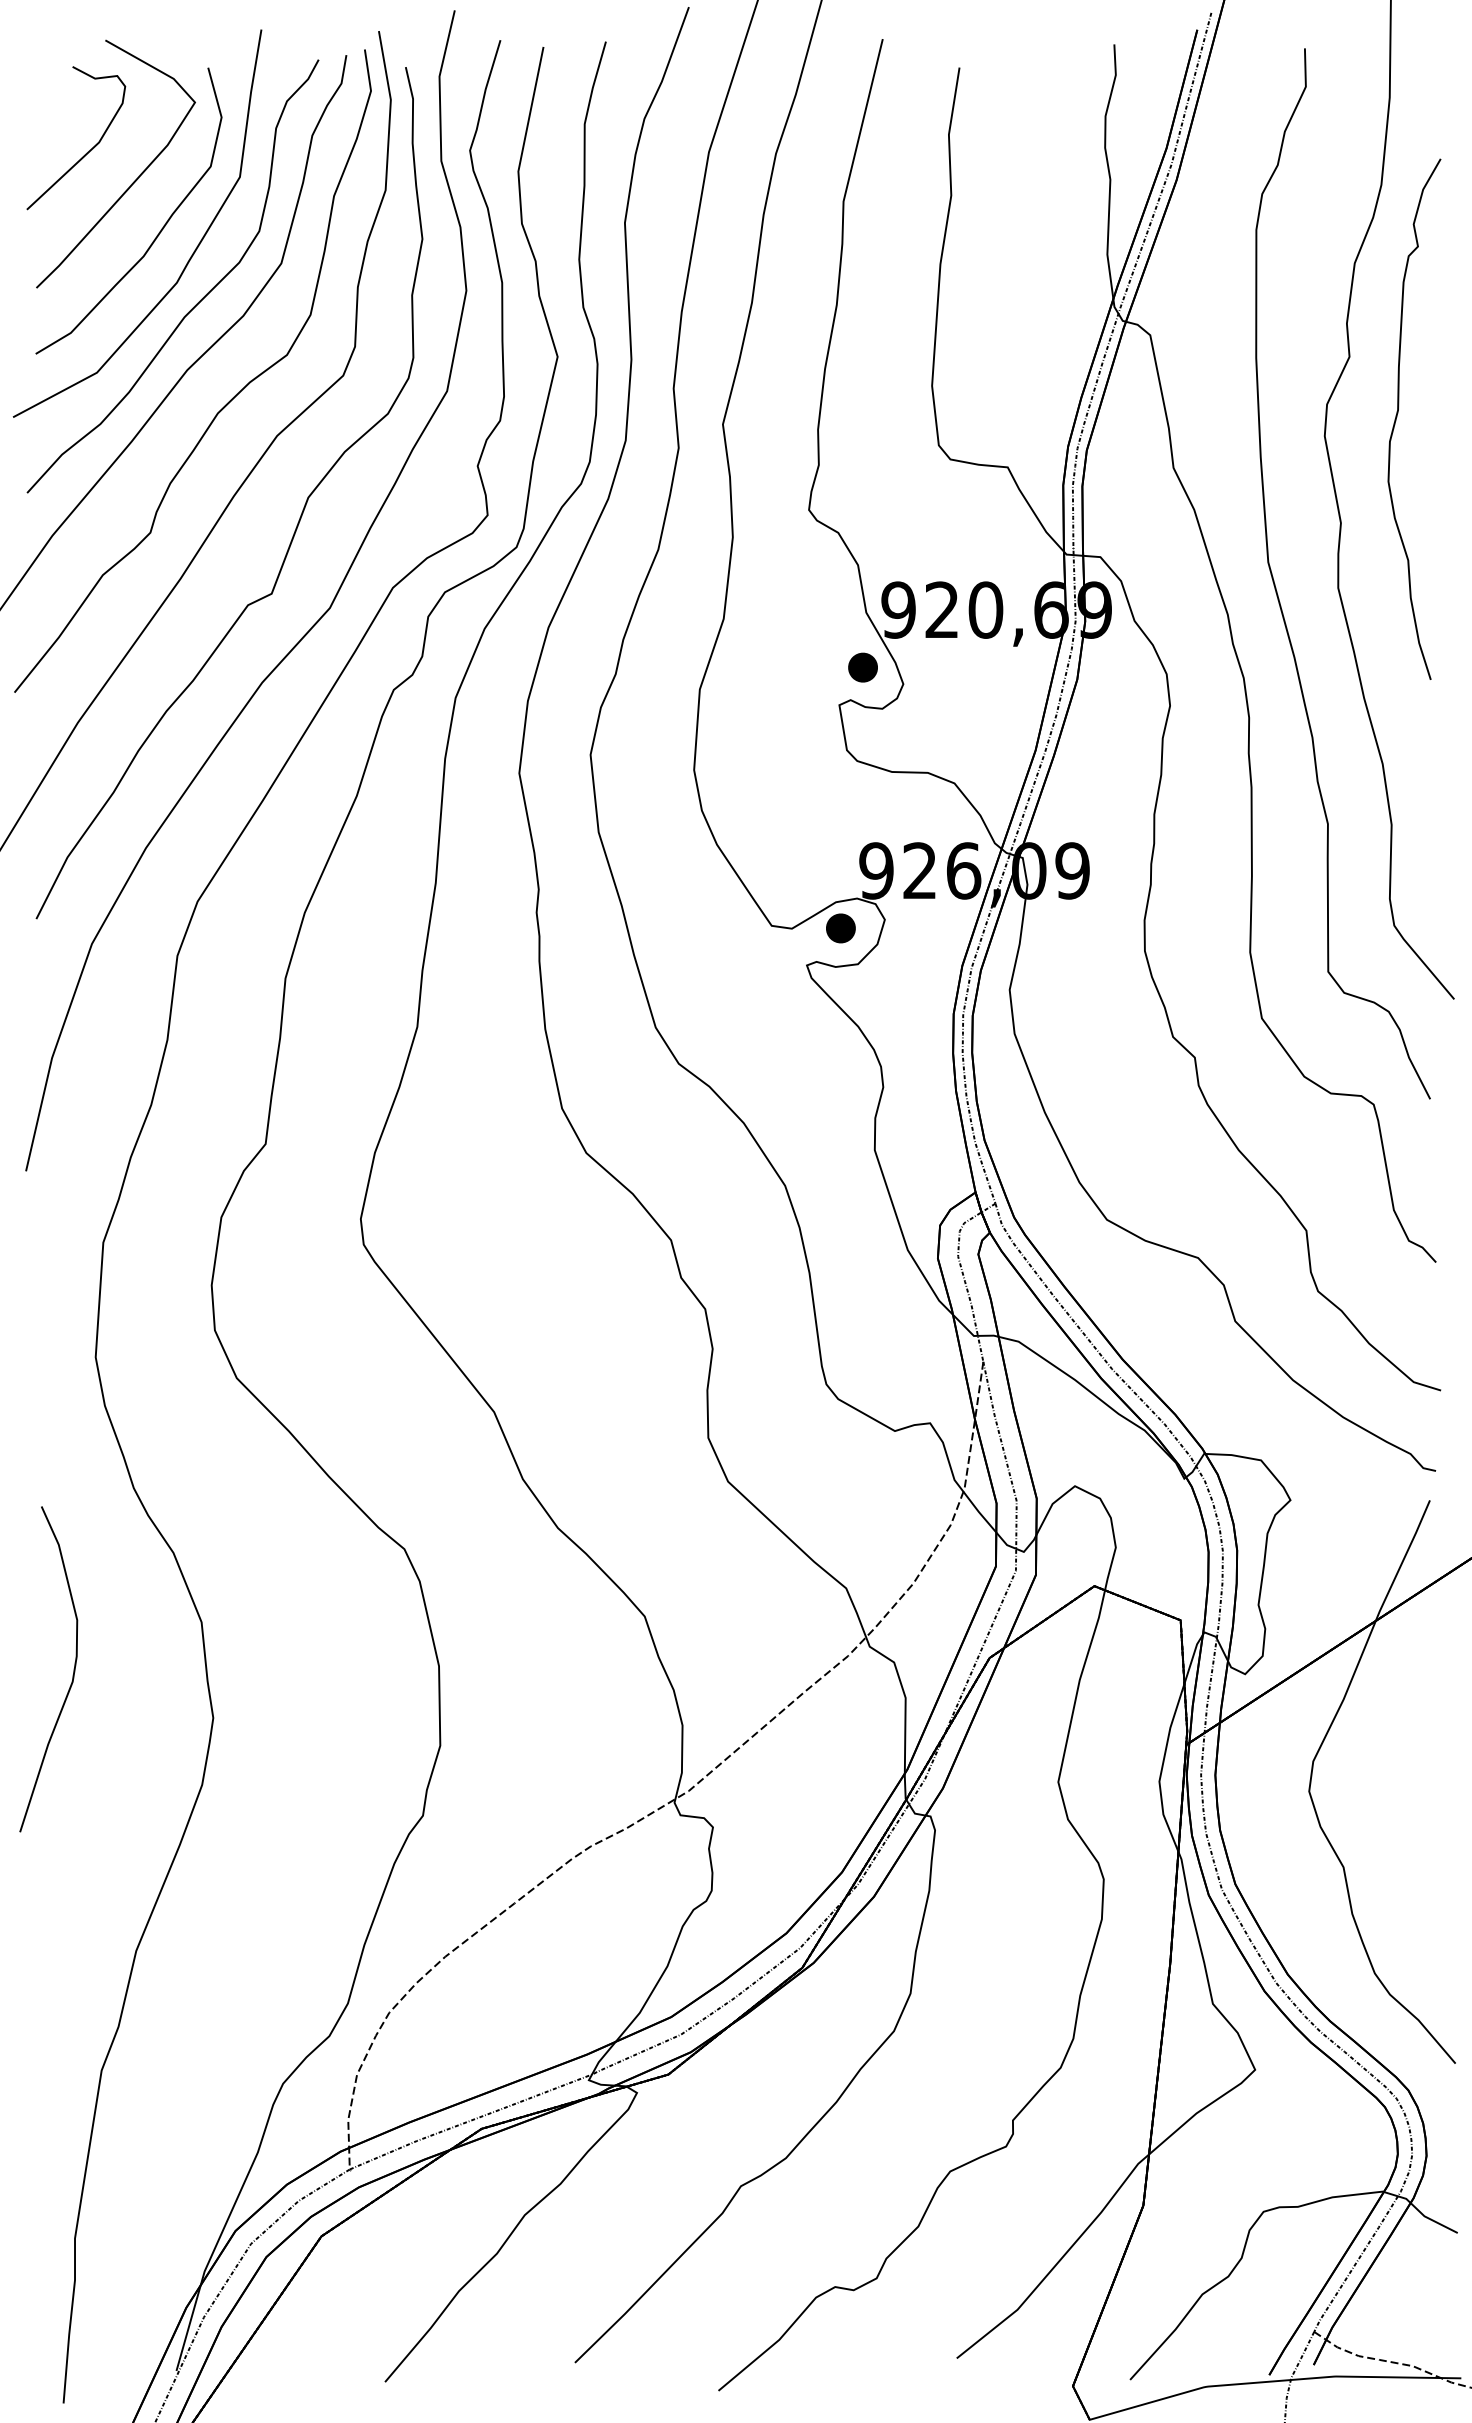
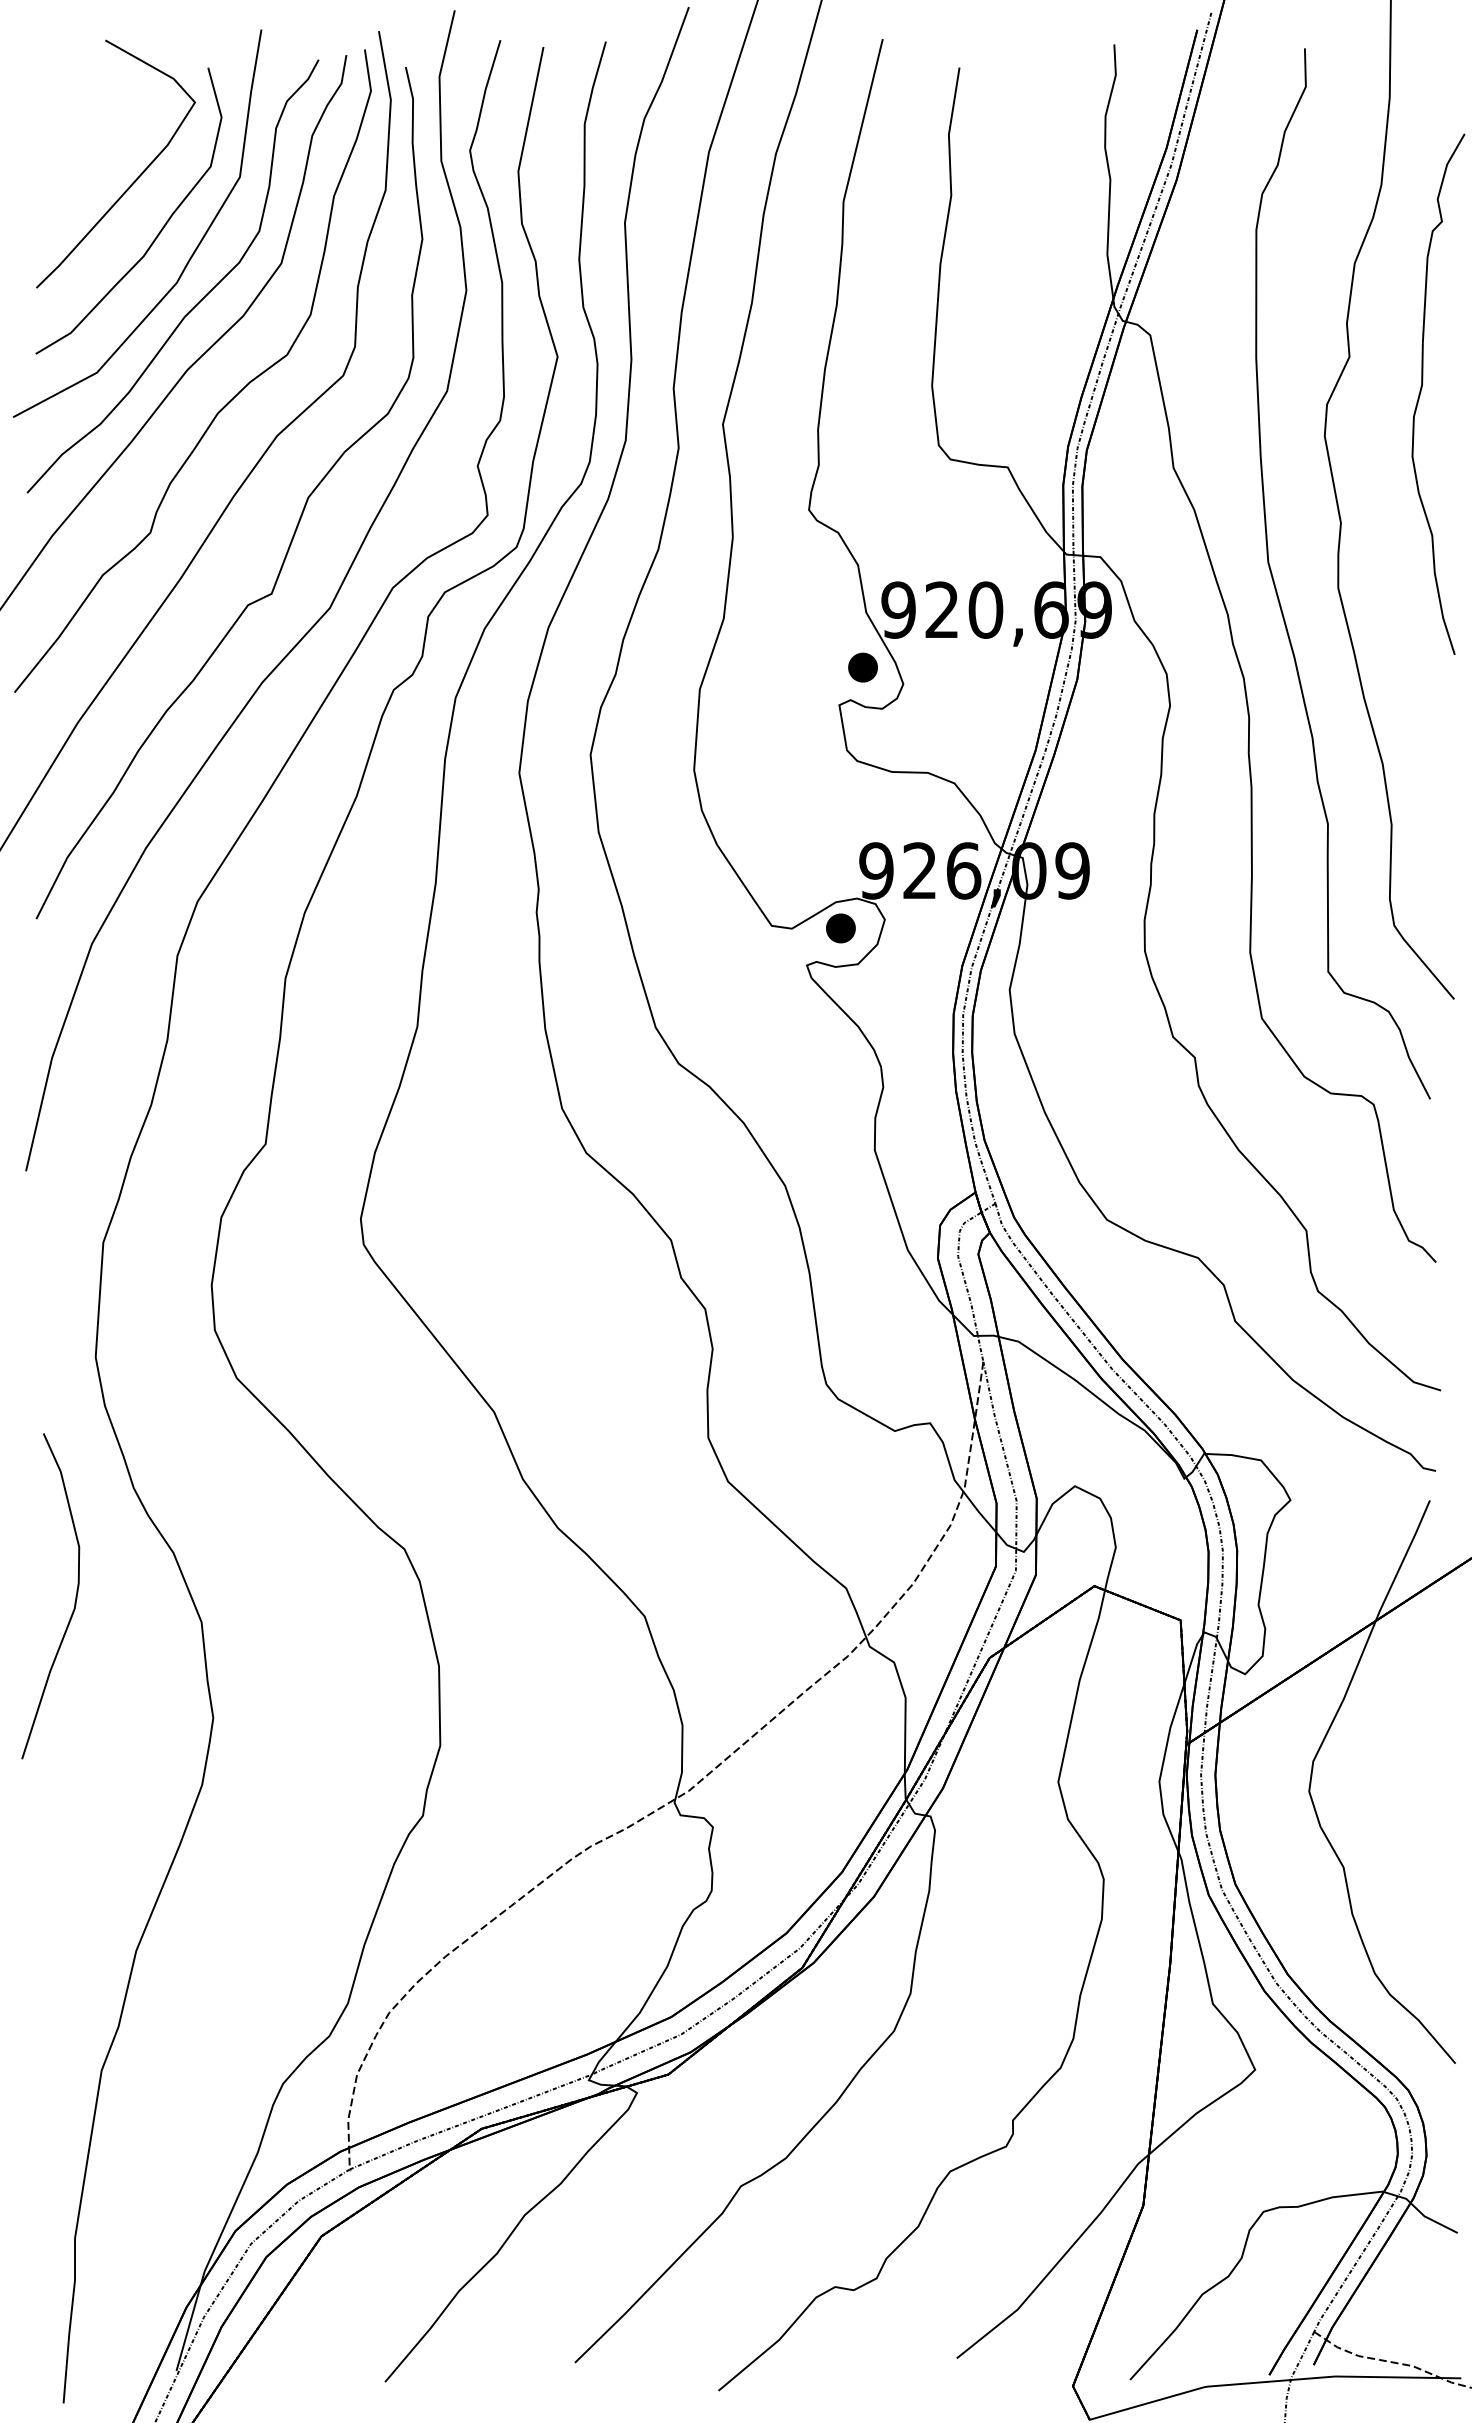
curve: present -> none (86, 152)
curve position: (1398, 413) -> (1422, 388) (1422, 388)
curve position: (72, 1675) -> (74, 1602) (74, 1602)
